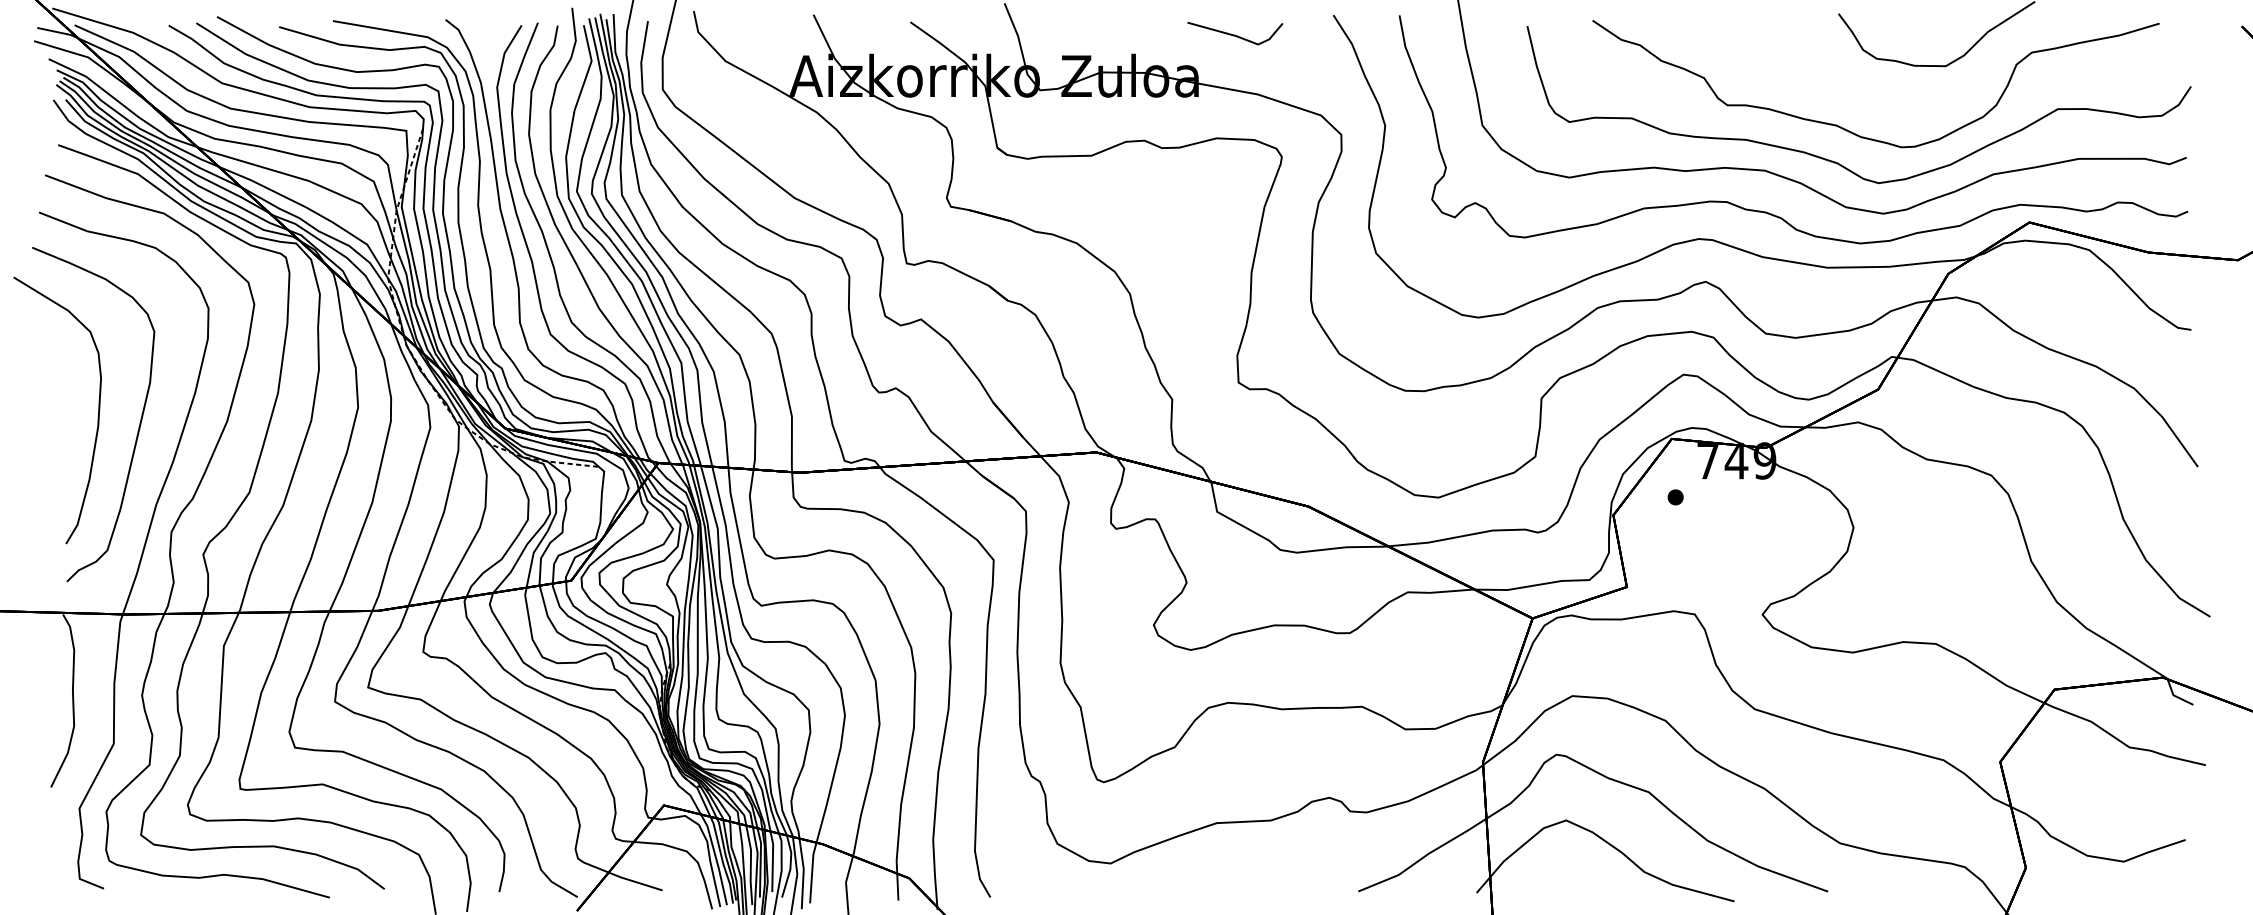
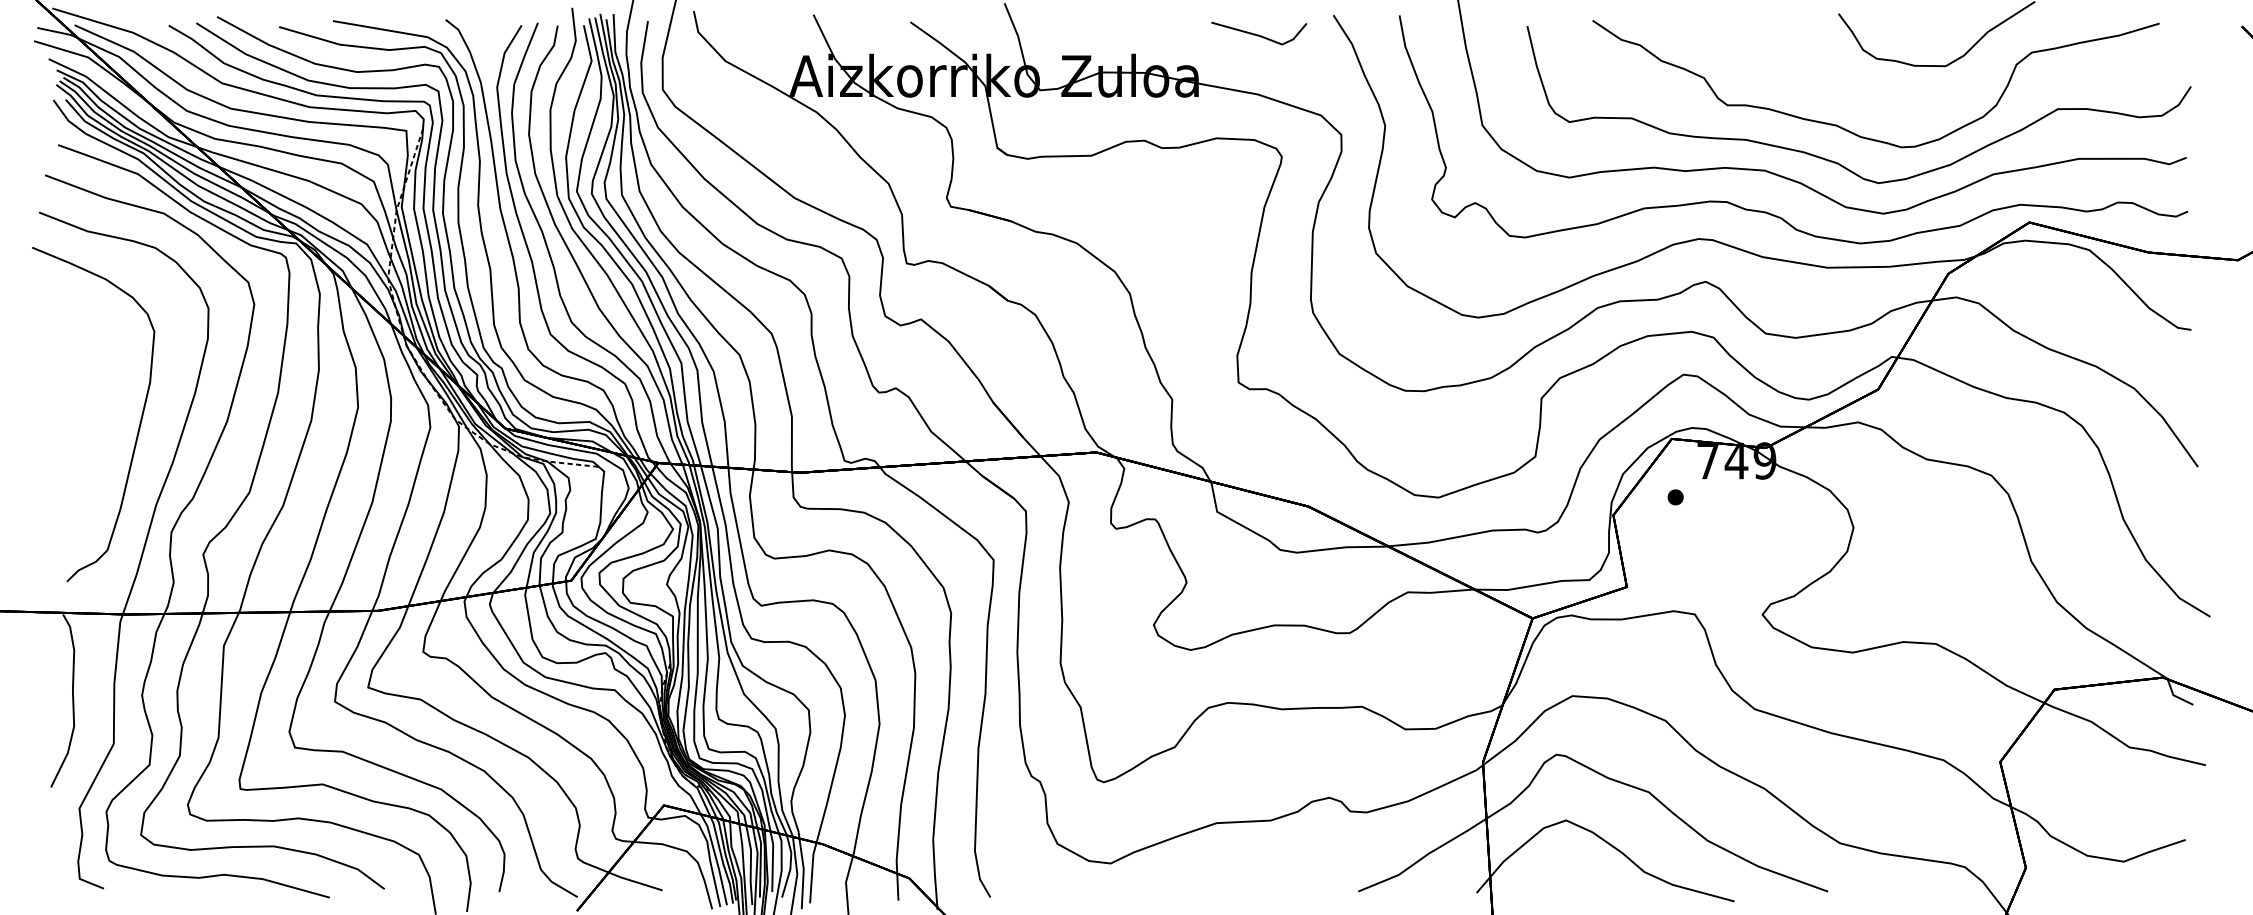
line position: (1234, 34) -> (1258, 34) (1258, 34)
curve: present -> none (97, 416)
